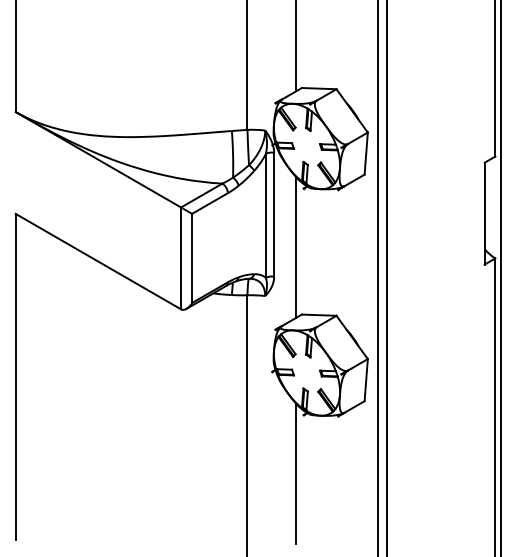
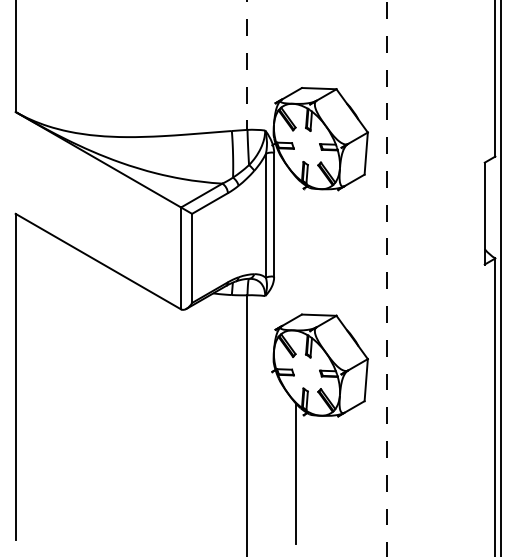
line: present -> none (296, 46)
line: solid -> dashed (247, 65)
line: present -> none (296, 247)
line: present -> none (377, 277)
line: solid -> dashed (386, 278)
